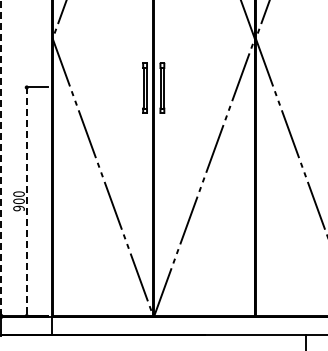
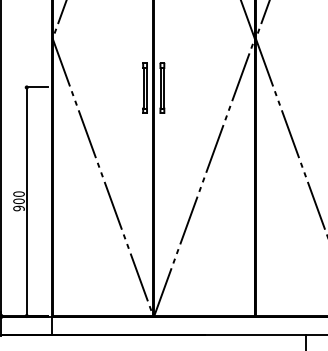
line: dashed -> solid (1, 158)
line: dashed -> solid (26, 202)
